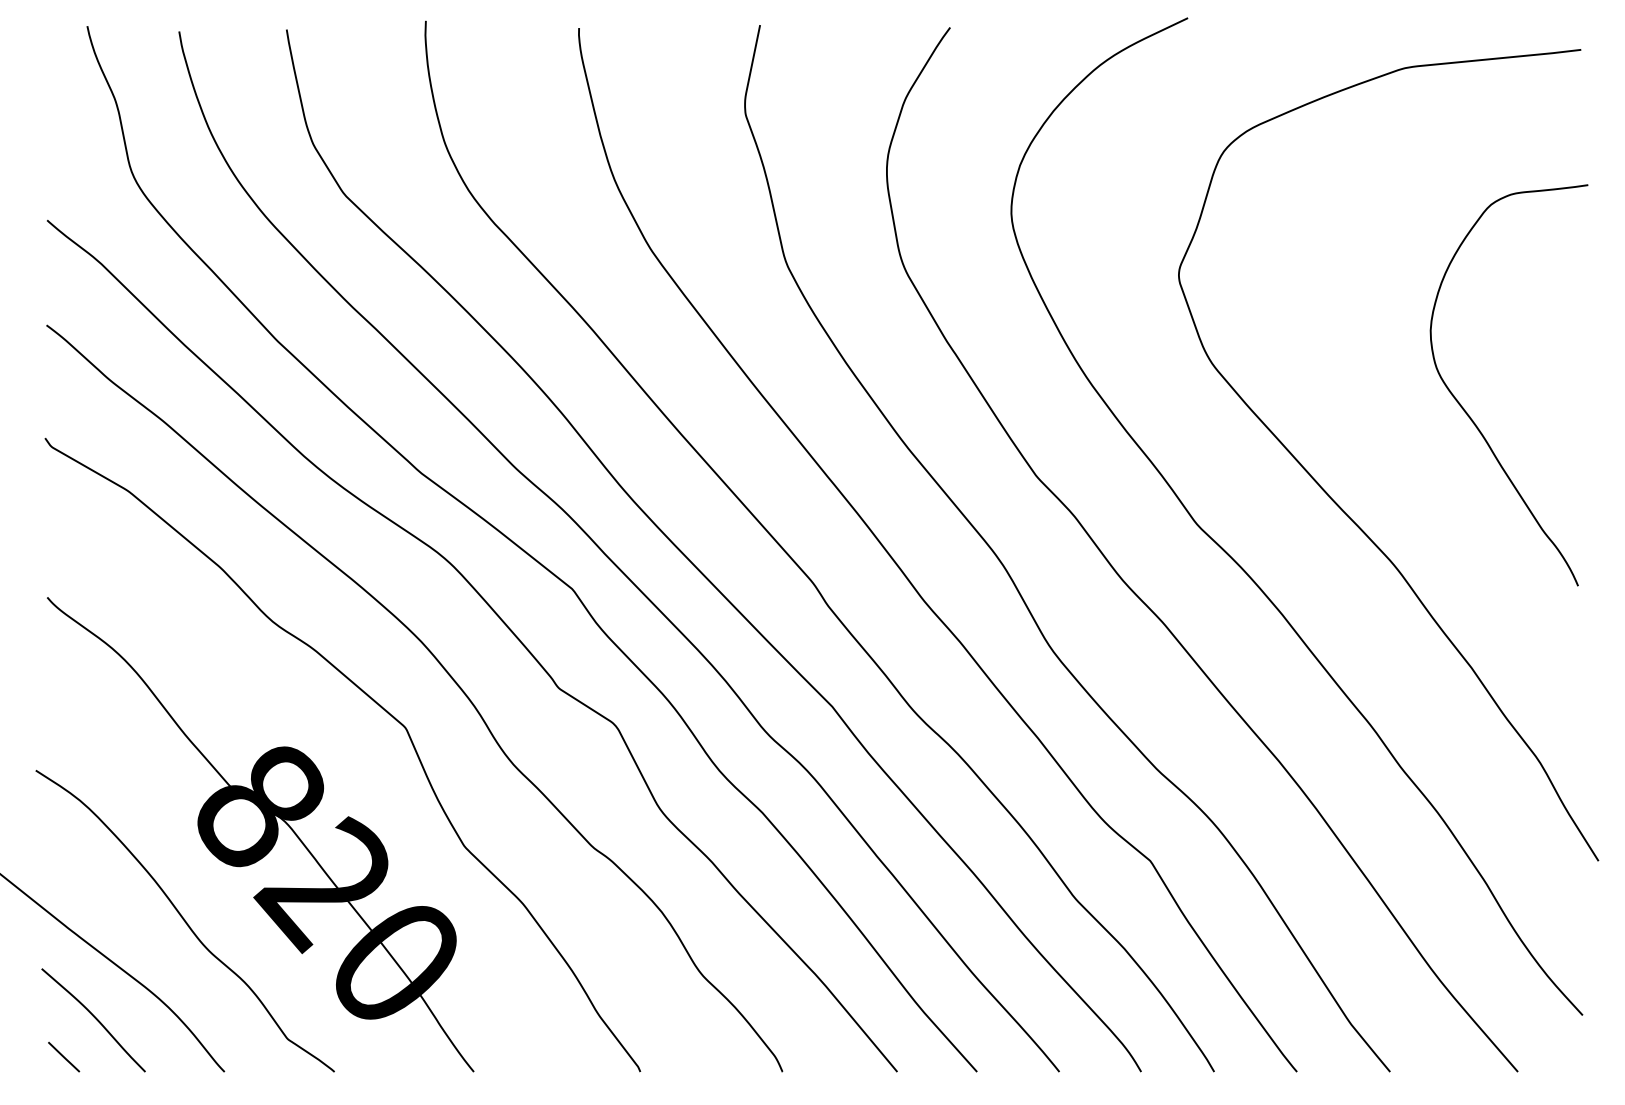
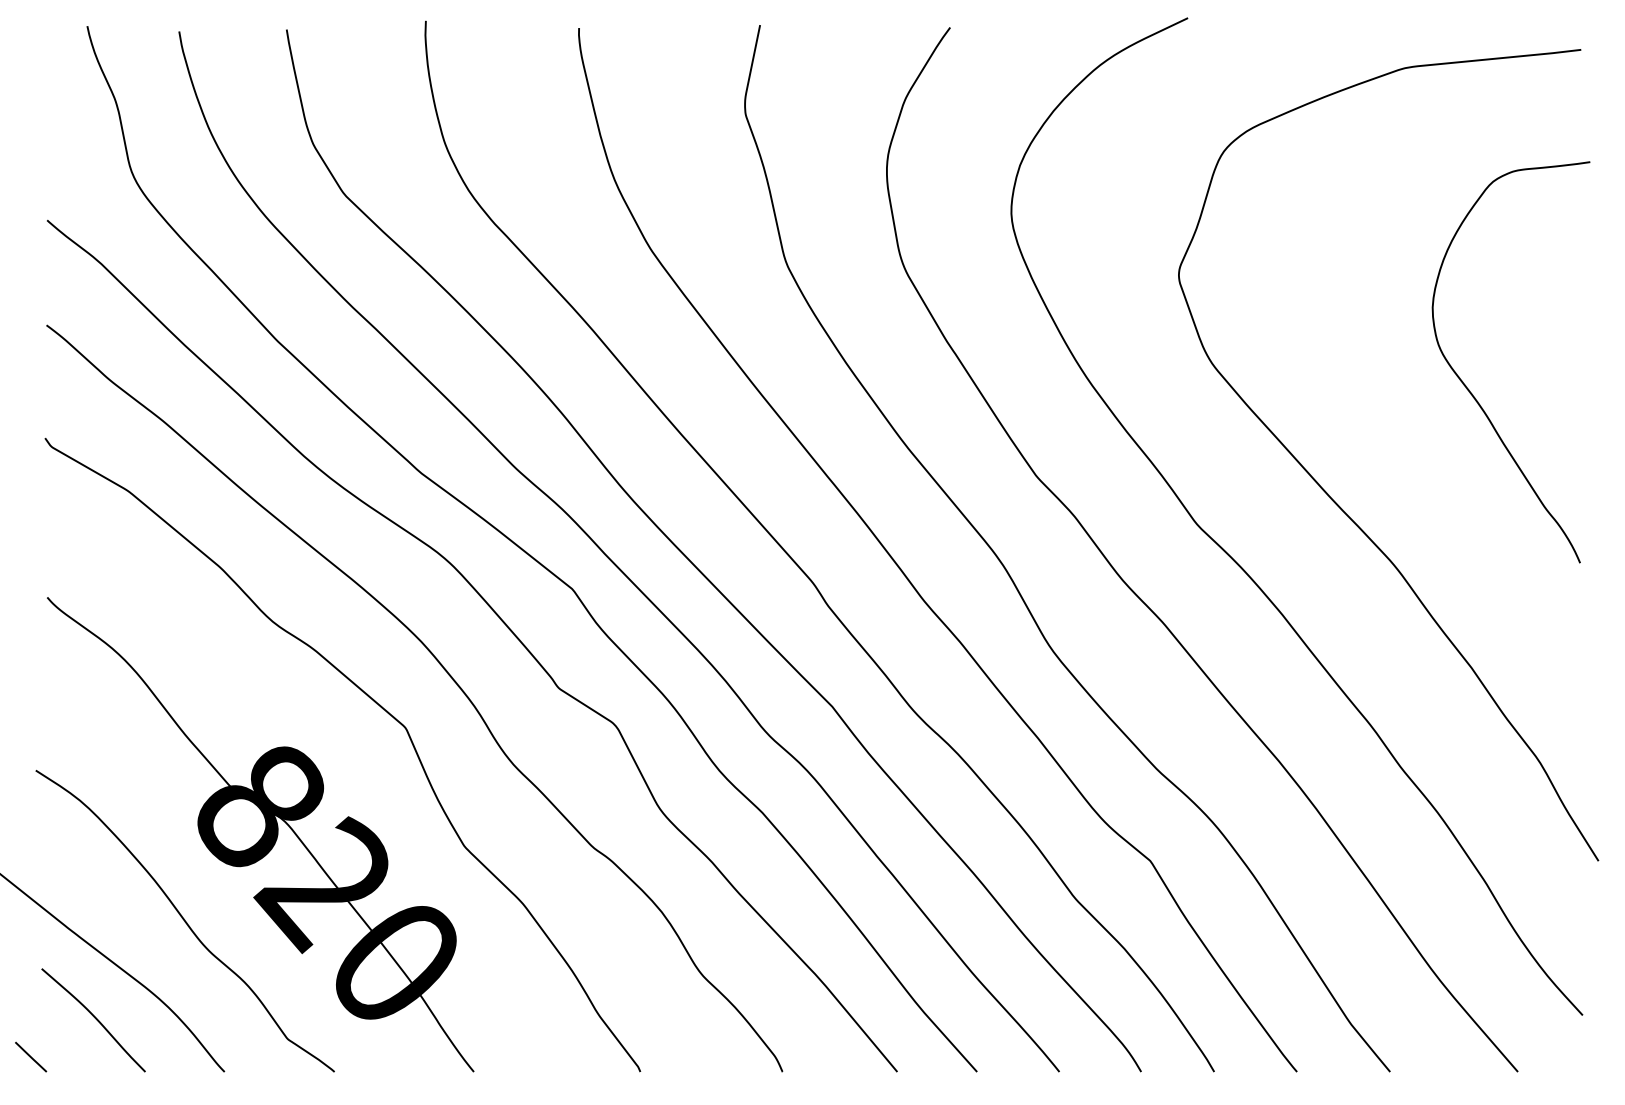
curve position: (1470, 416) -> (1472, 393) (1472, 393)
line position: (64, 1056) -> (31, 1056) (31, 1056)
